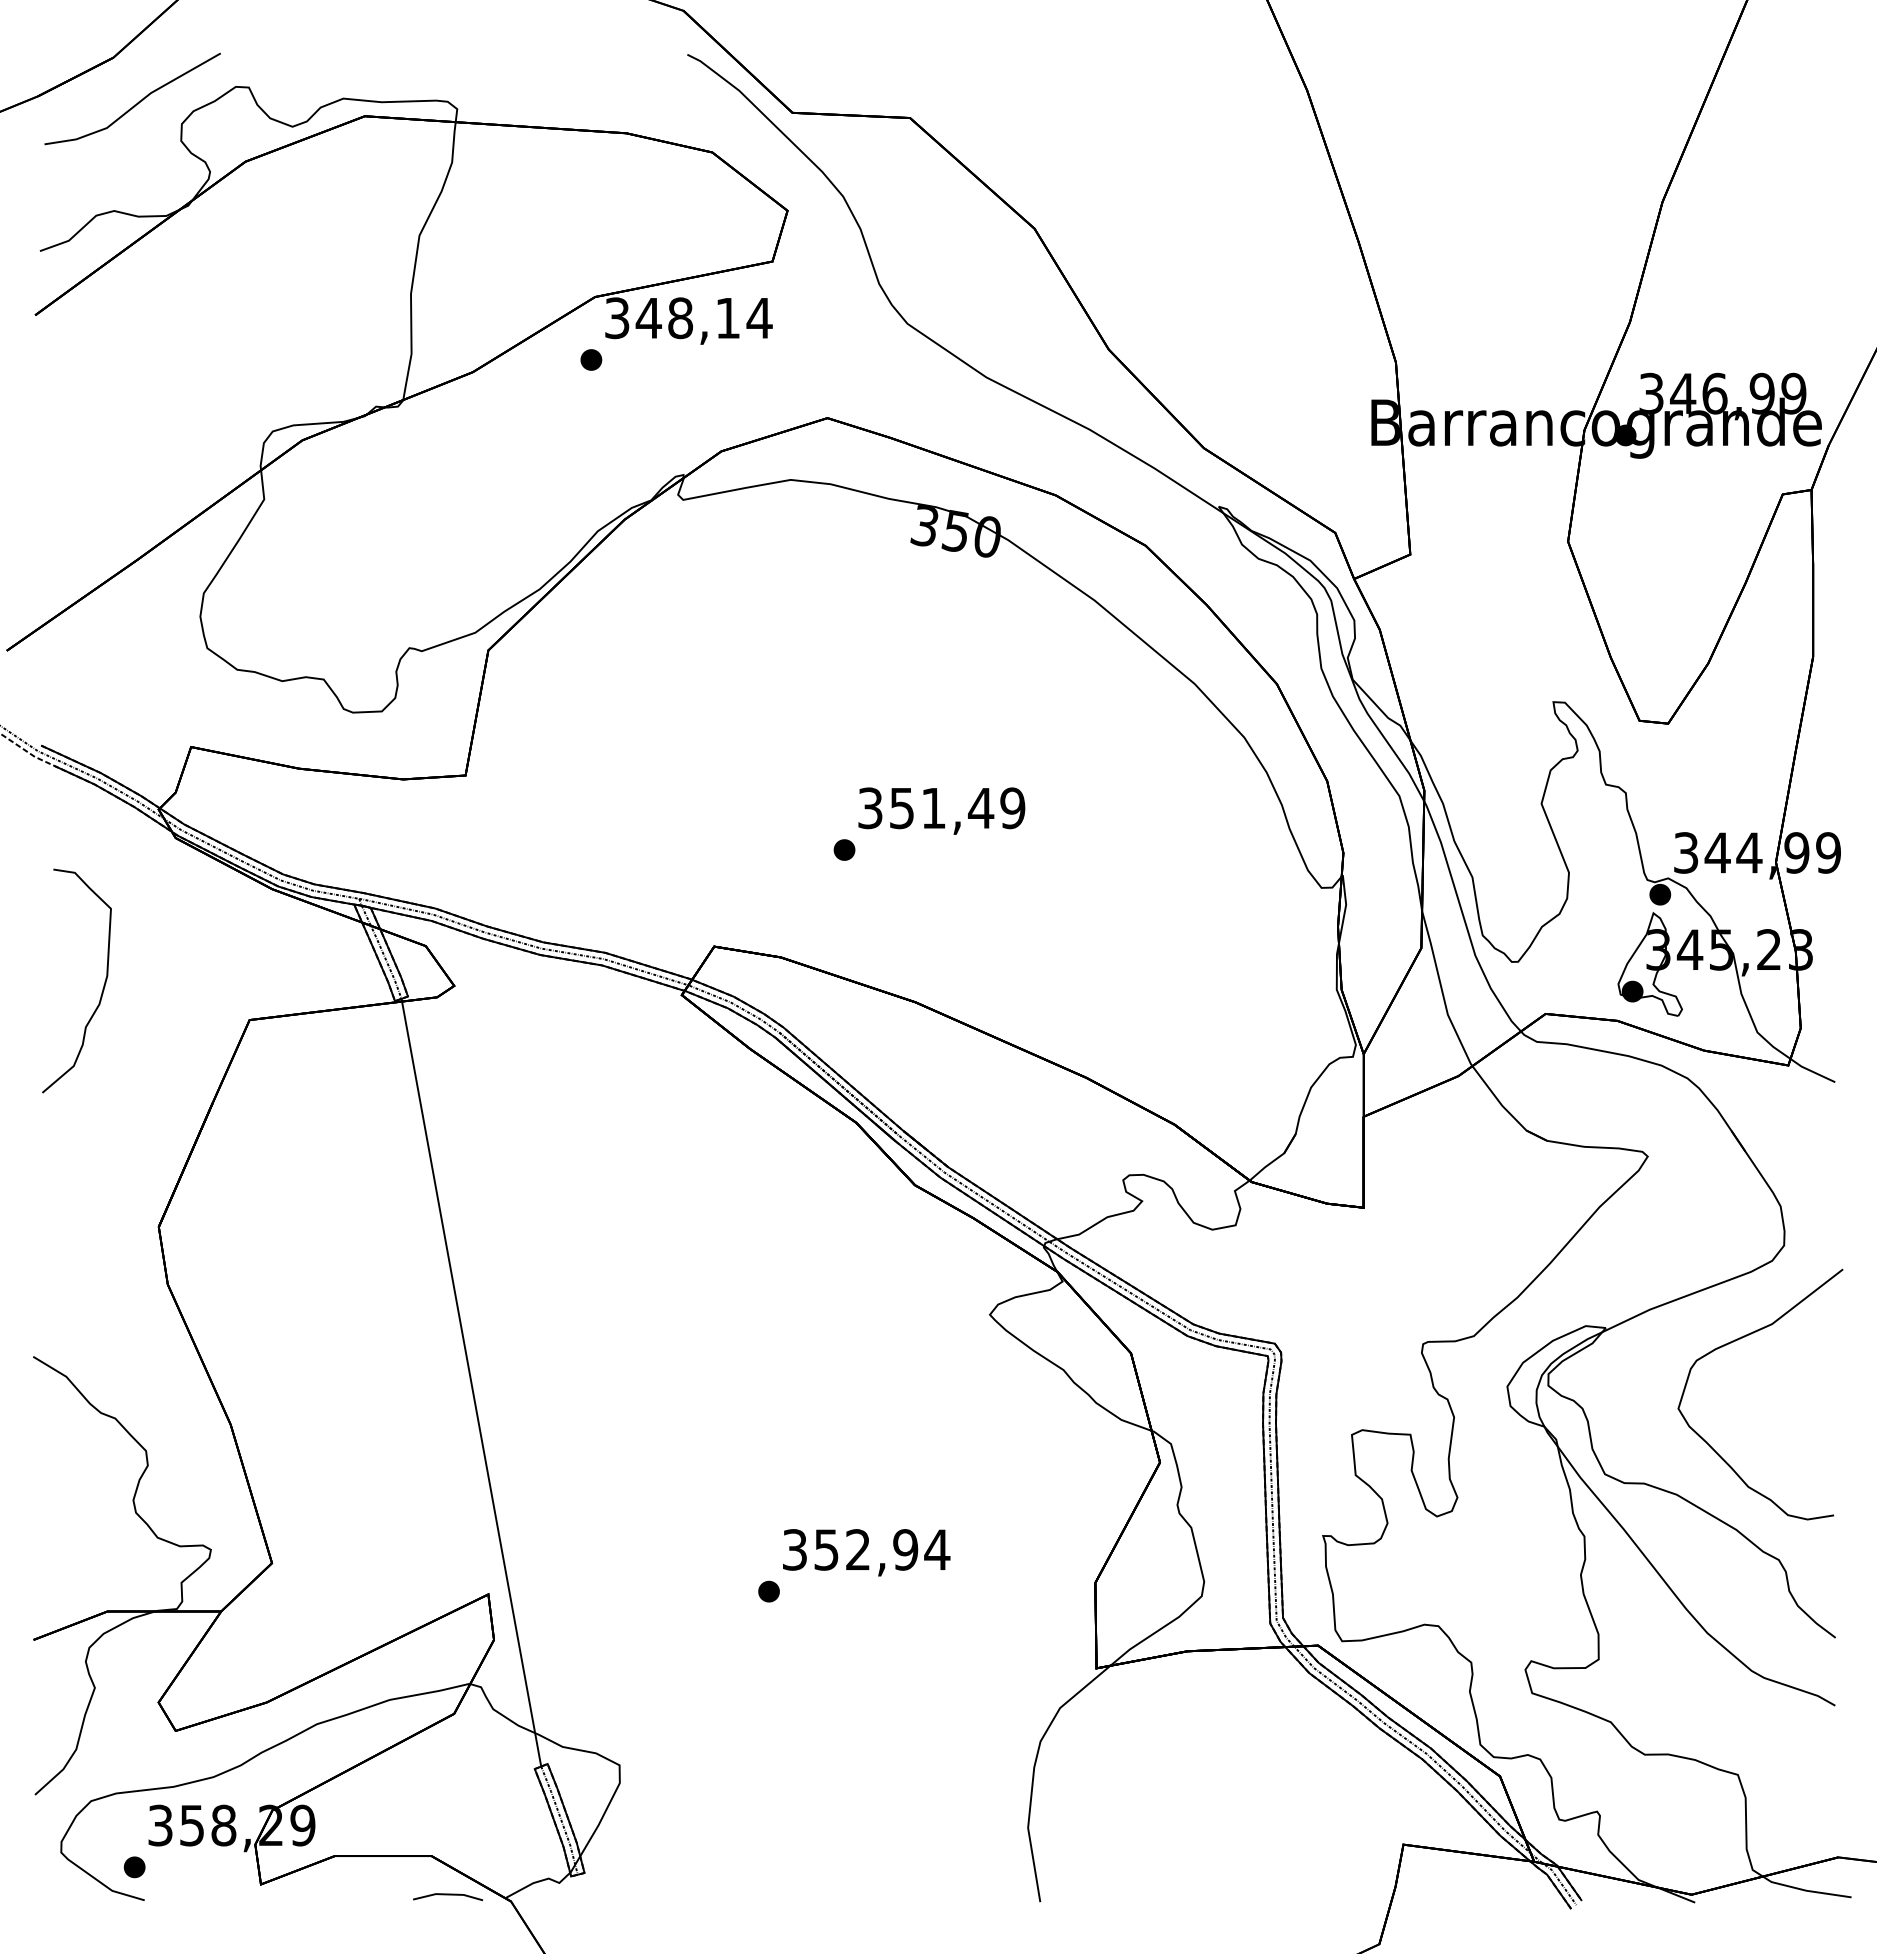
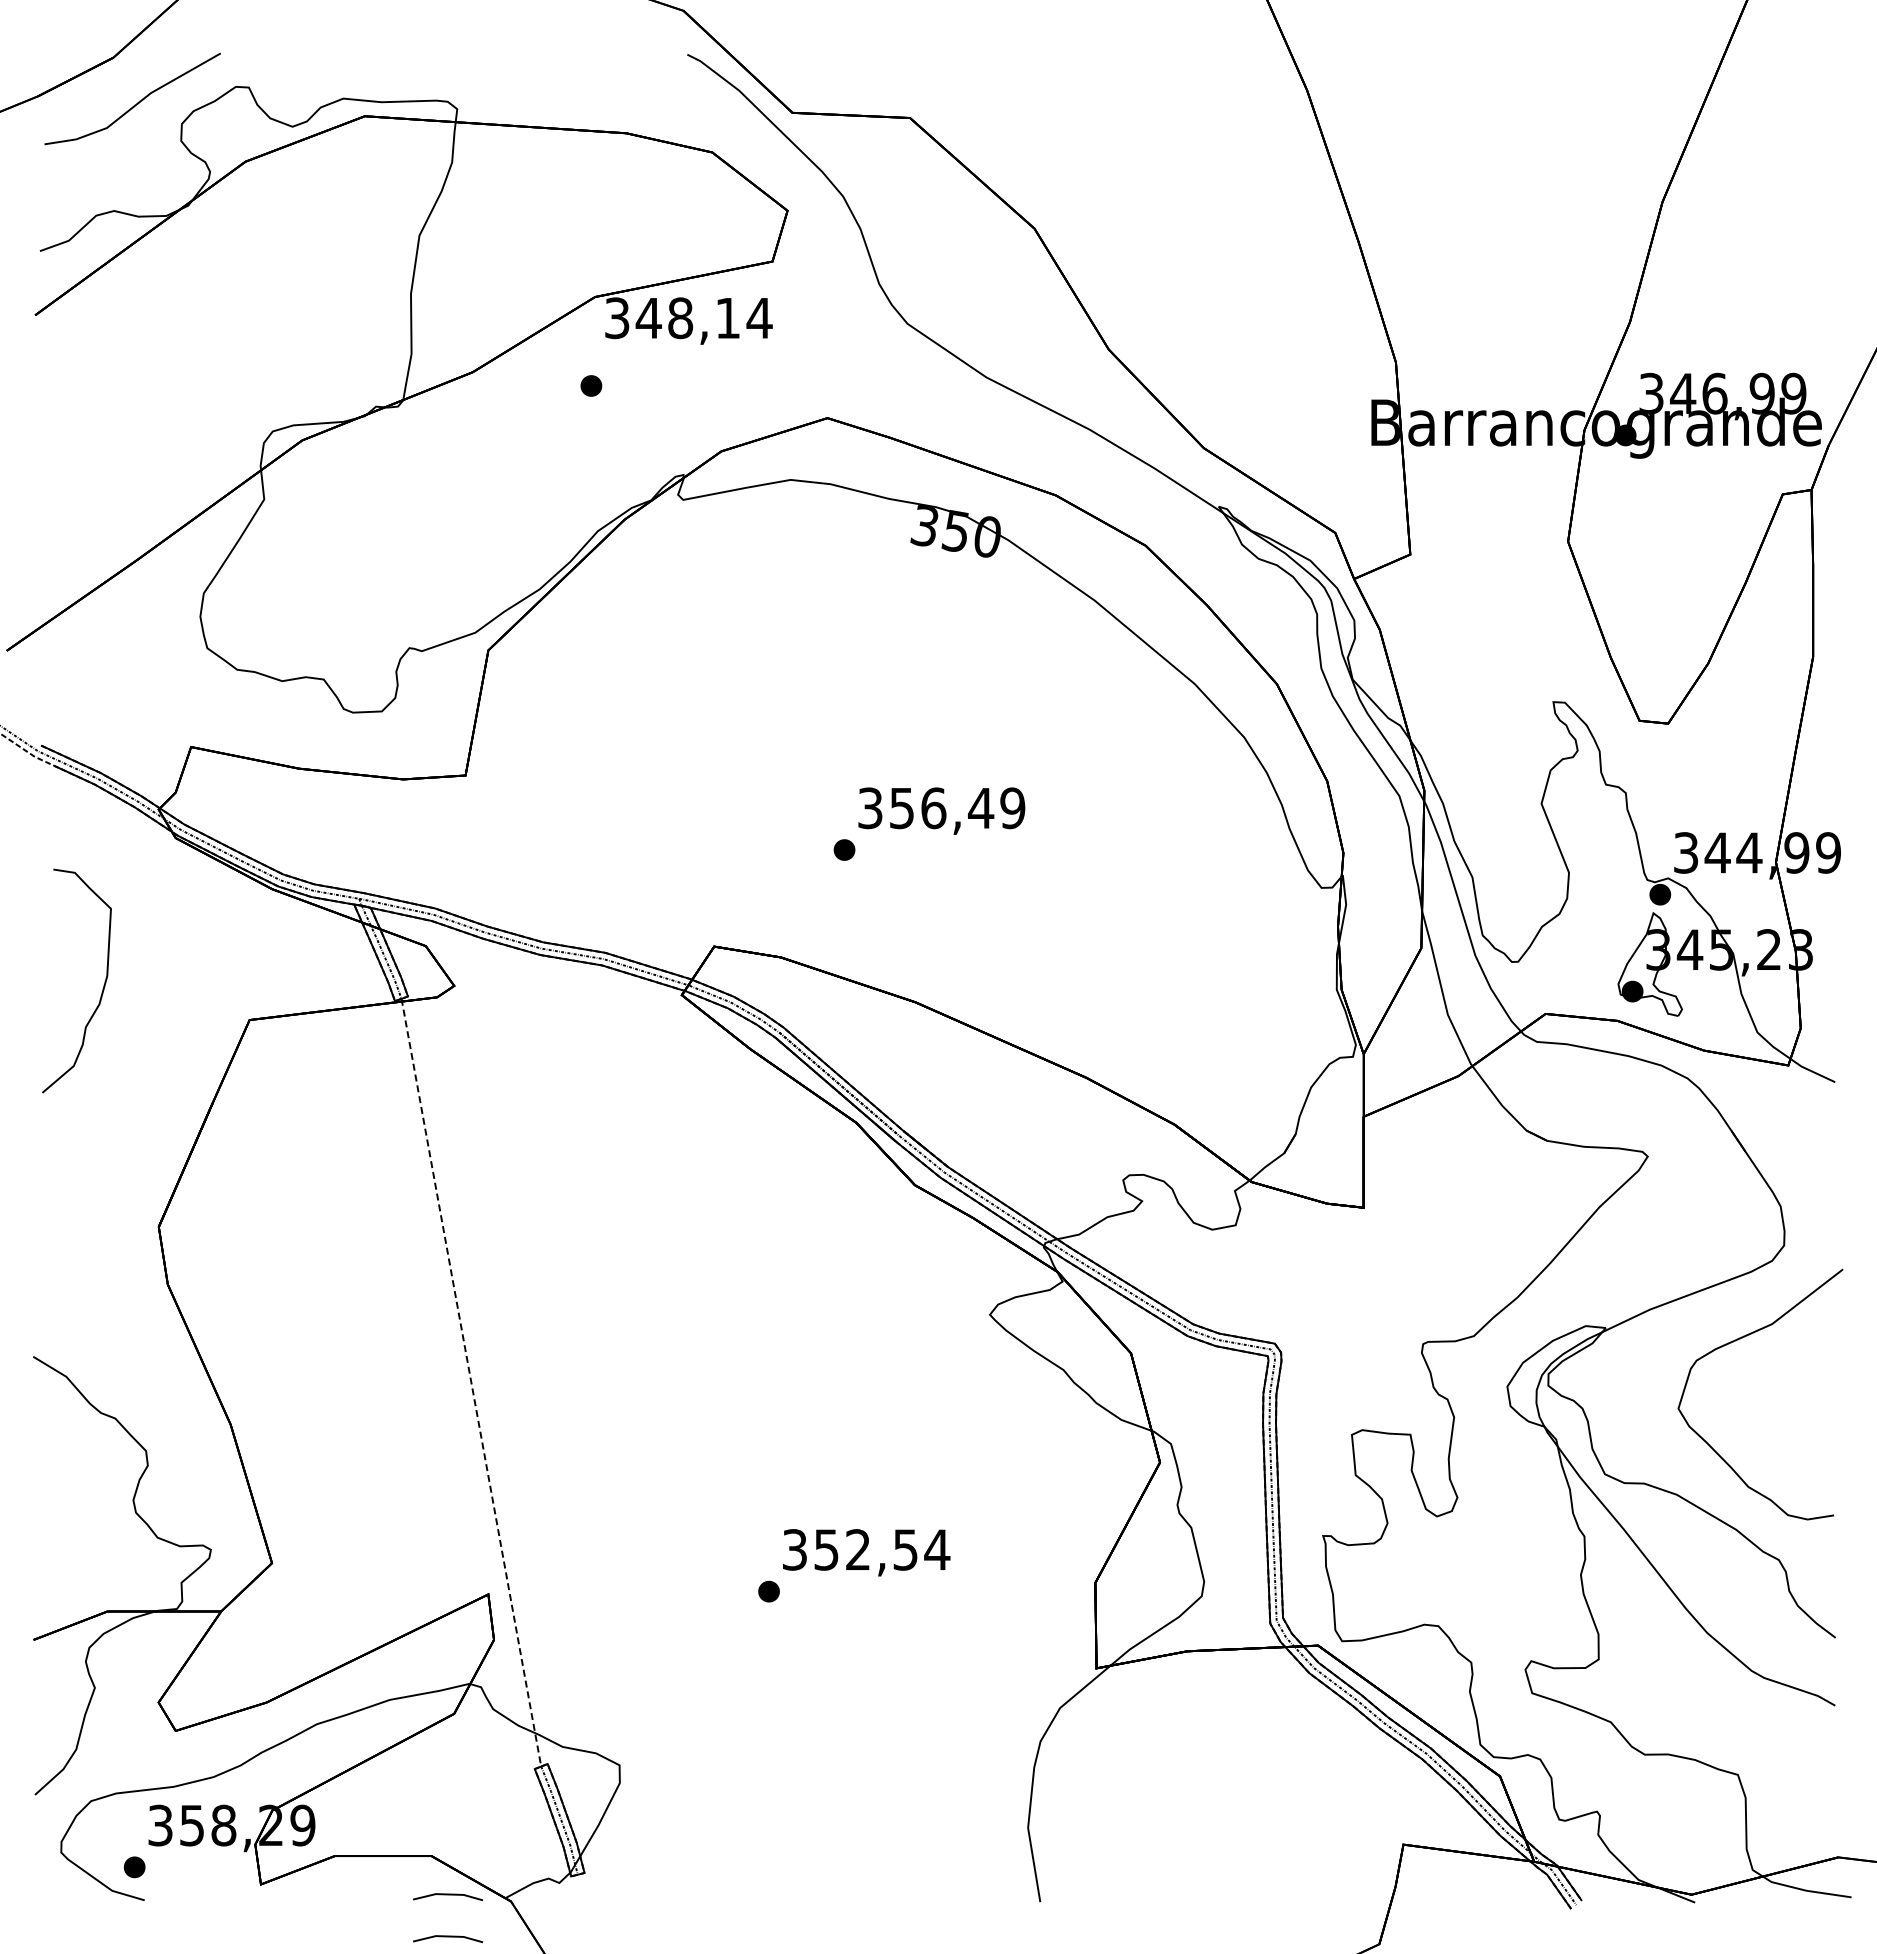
part position: (591, 359) -> (591, 385) (591, 385)
text: 351,49 -> 356,49 (933, 808)
line: solid -> dashed (471, 1383)
text: 352,94 -> 352,54 (905, 1549)
line: none -> present (448, 1937)
